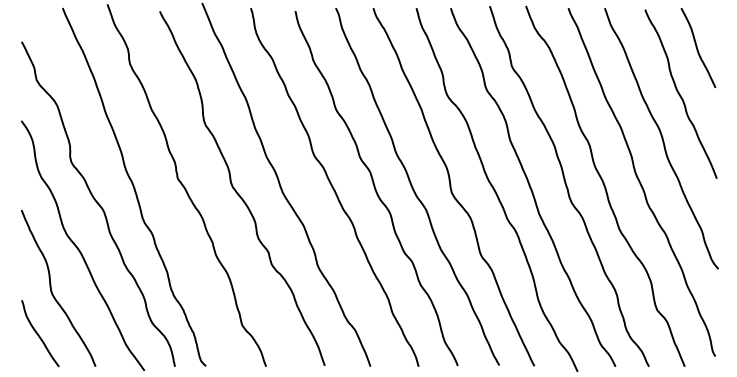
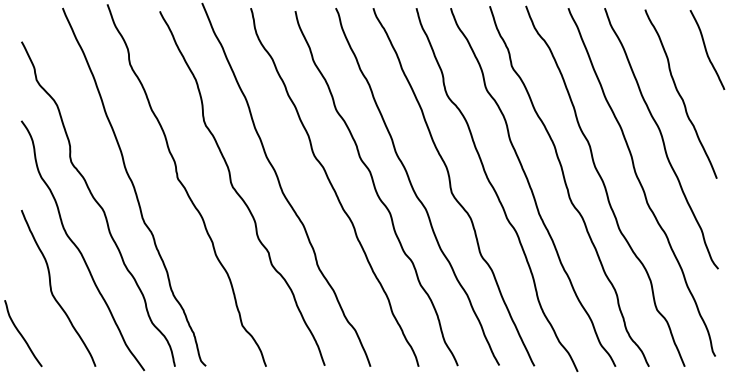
curve position: (697, 47) -> (706, 49) (706, 49)
curve position: (38, 333) -> (21, 333) (21, 333)
